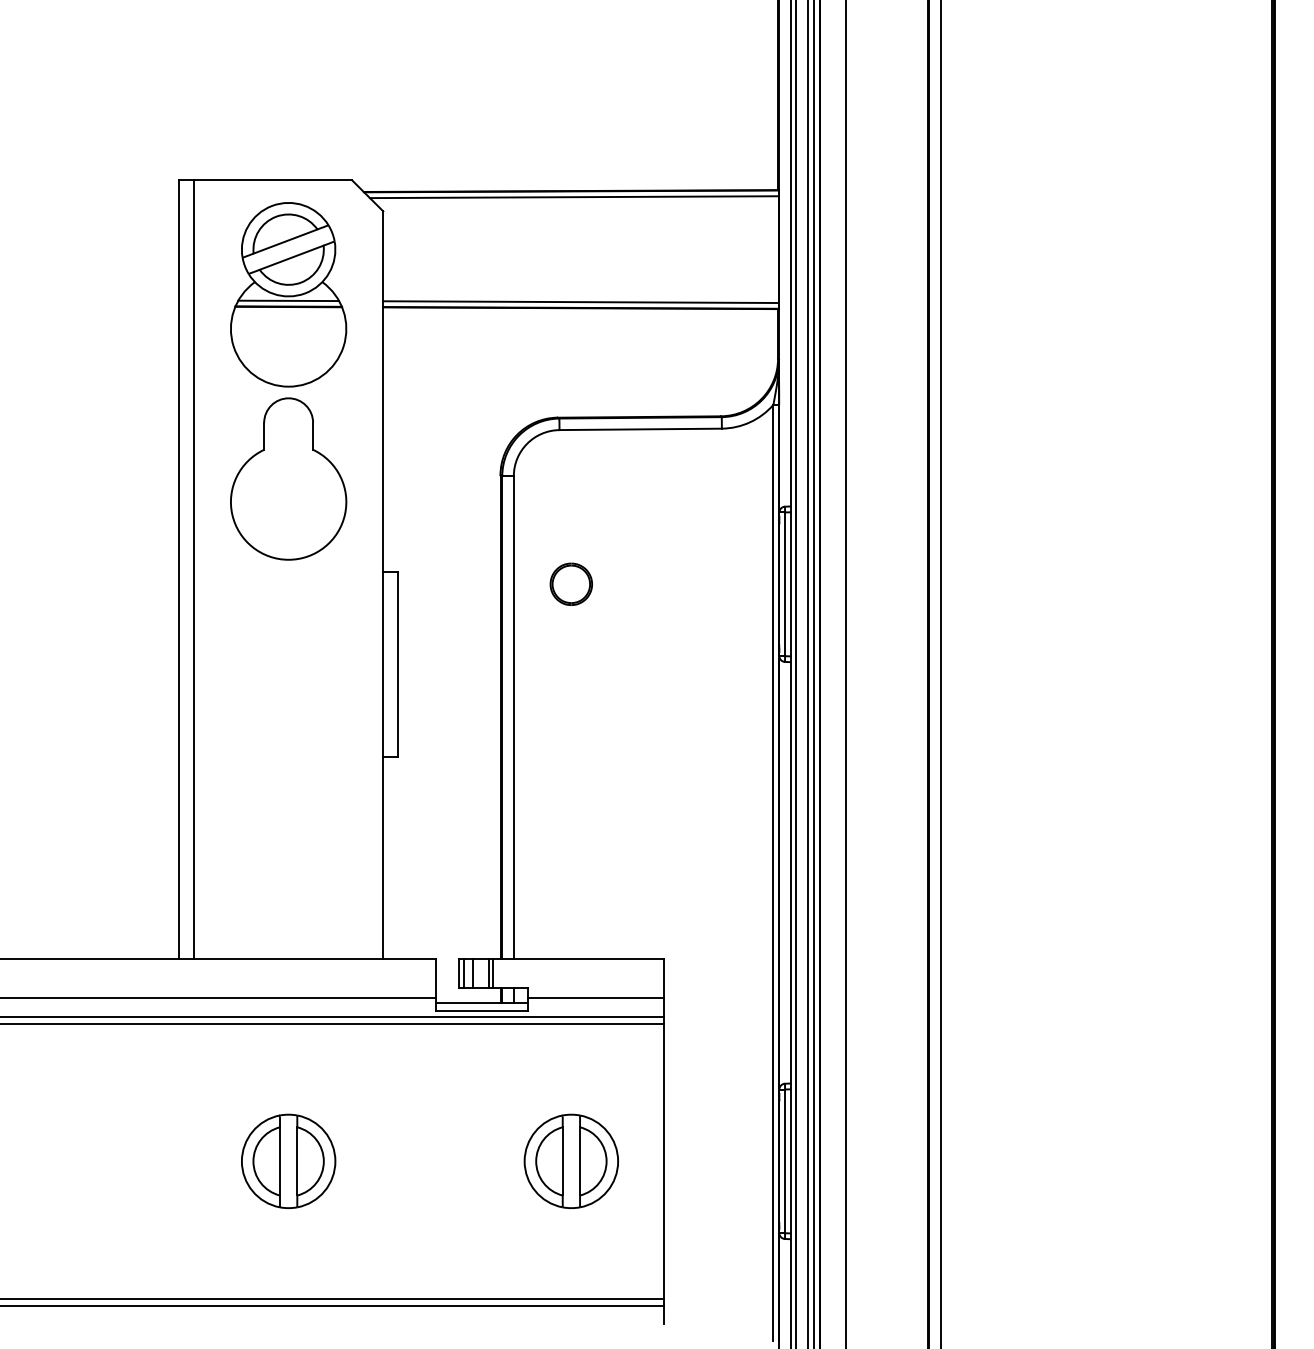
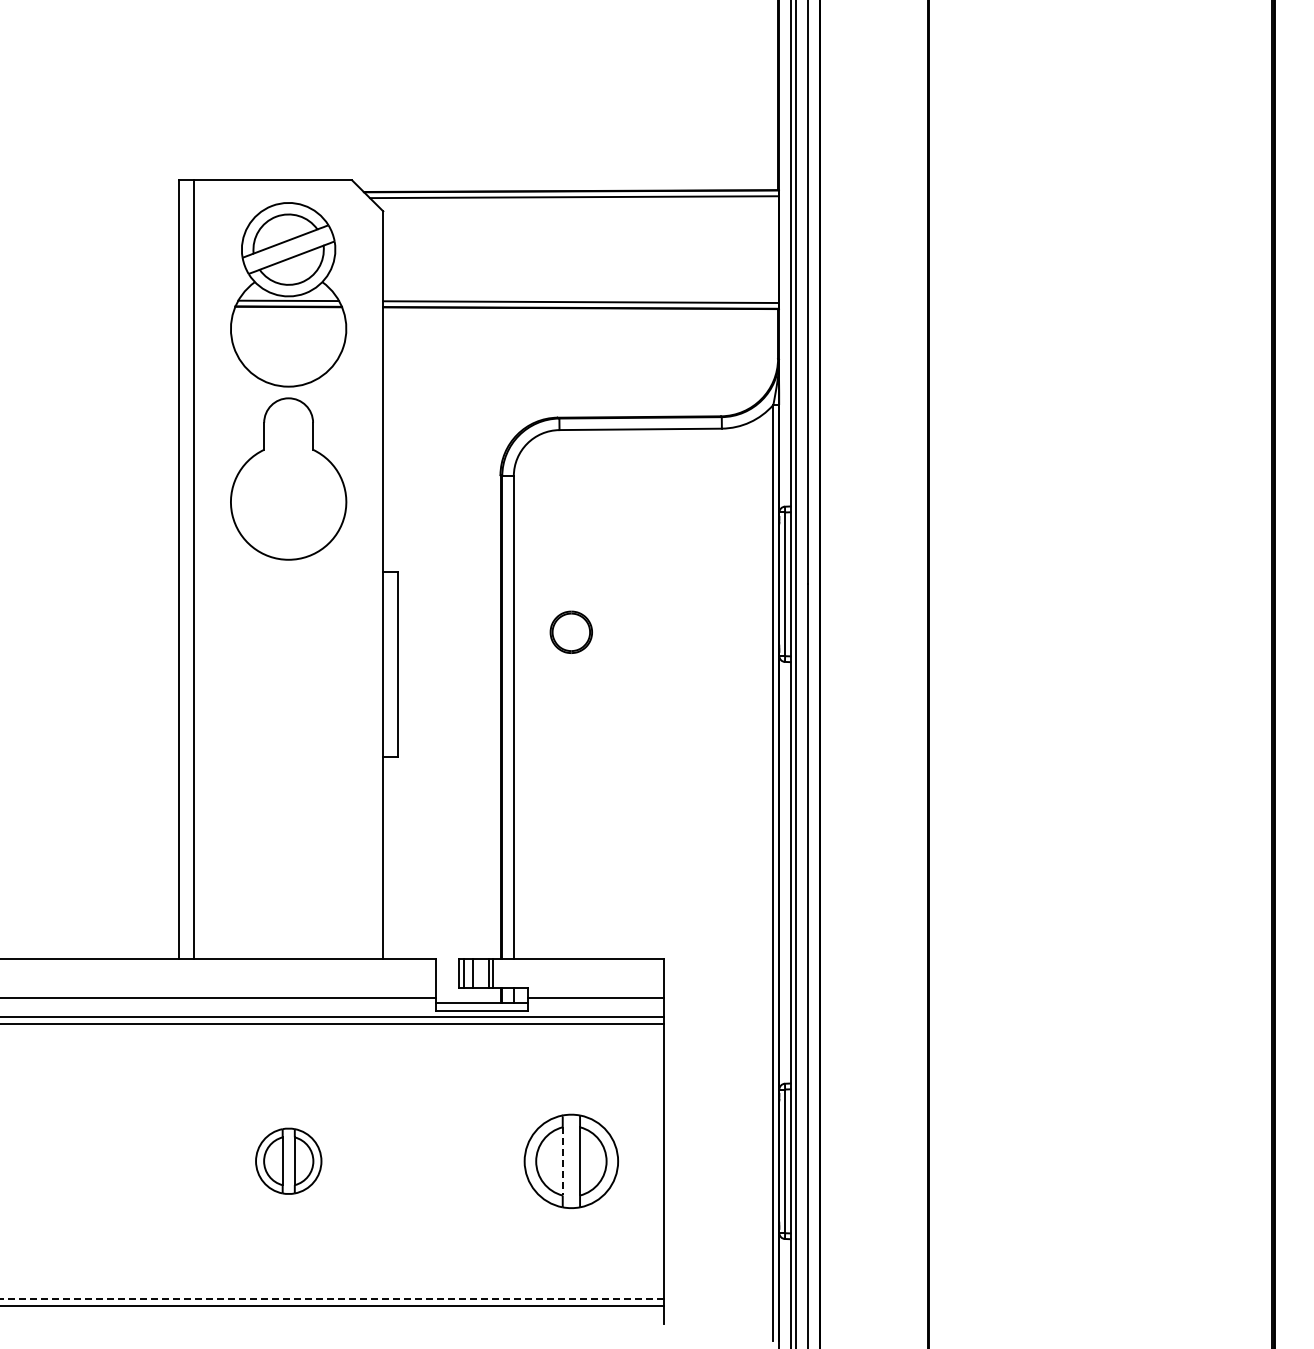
part position: (570, 583) -> (570, 631) (570, 631)
line: present -> none (814, 673)
line: present -> none (845, 673)
line: present -> none (940, 673)
part size: 96x96 px -> 68x68 px (288, 1160)
line: solid -> dashed (562, 1161)
line: solid -> dashed (331, 1298)
